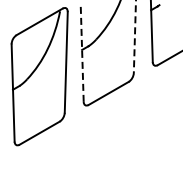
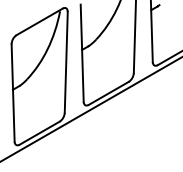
line: dashed -> solid (134, 37)
line: dashed -> solid (82, 53)
line: none -> present (90, 109)
